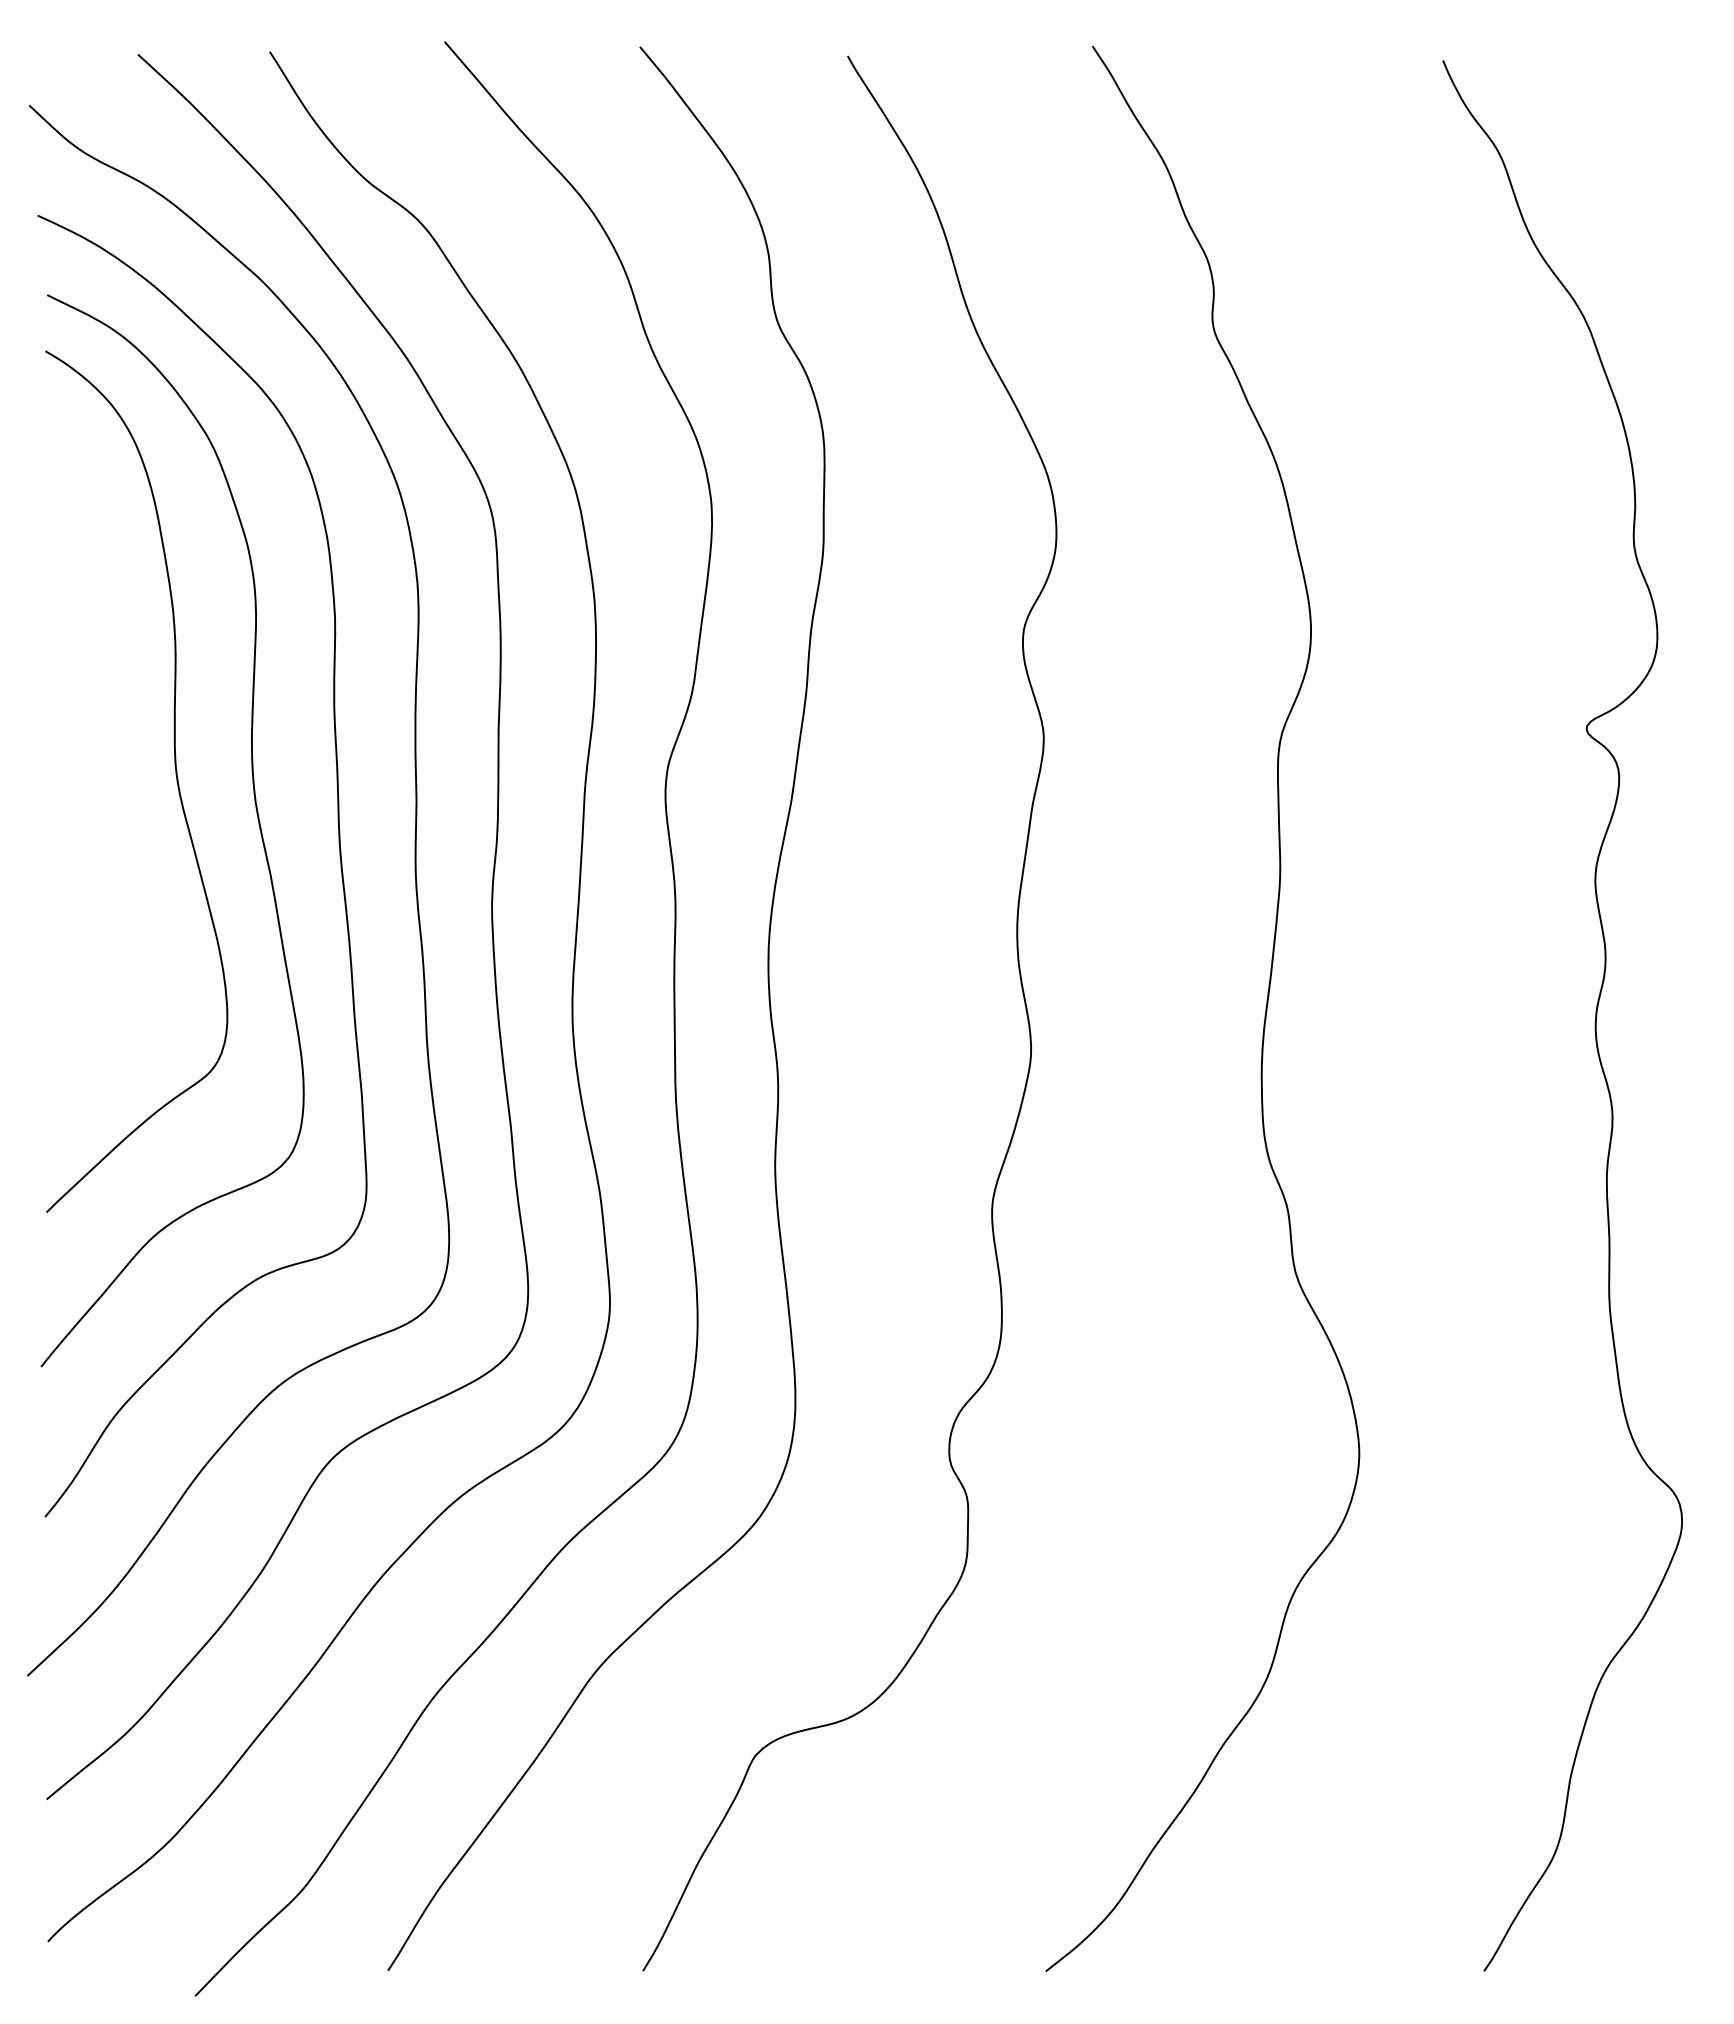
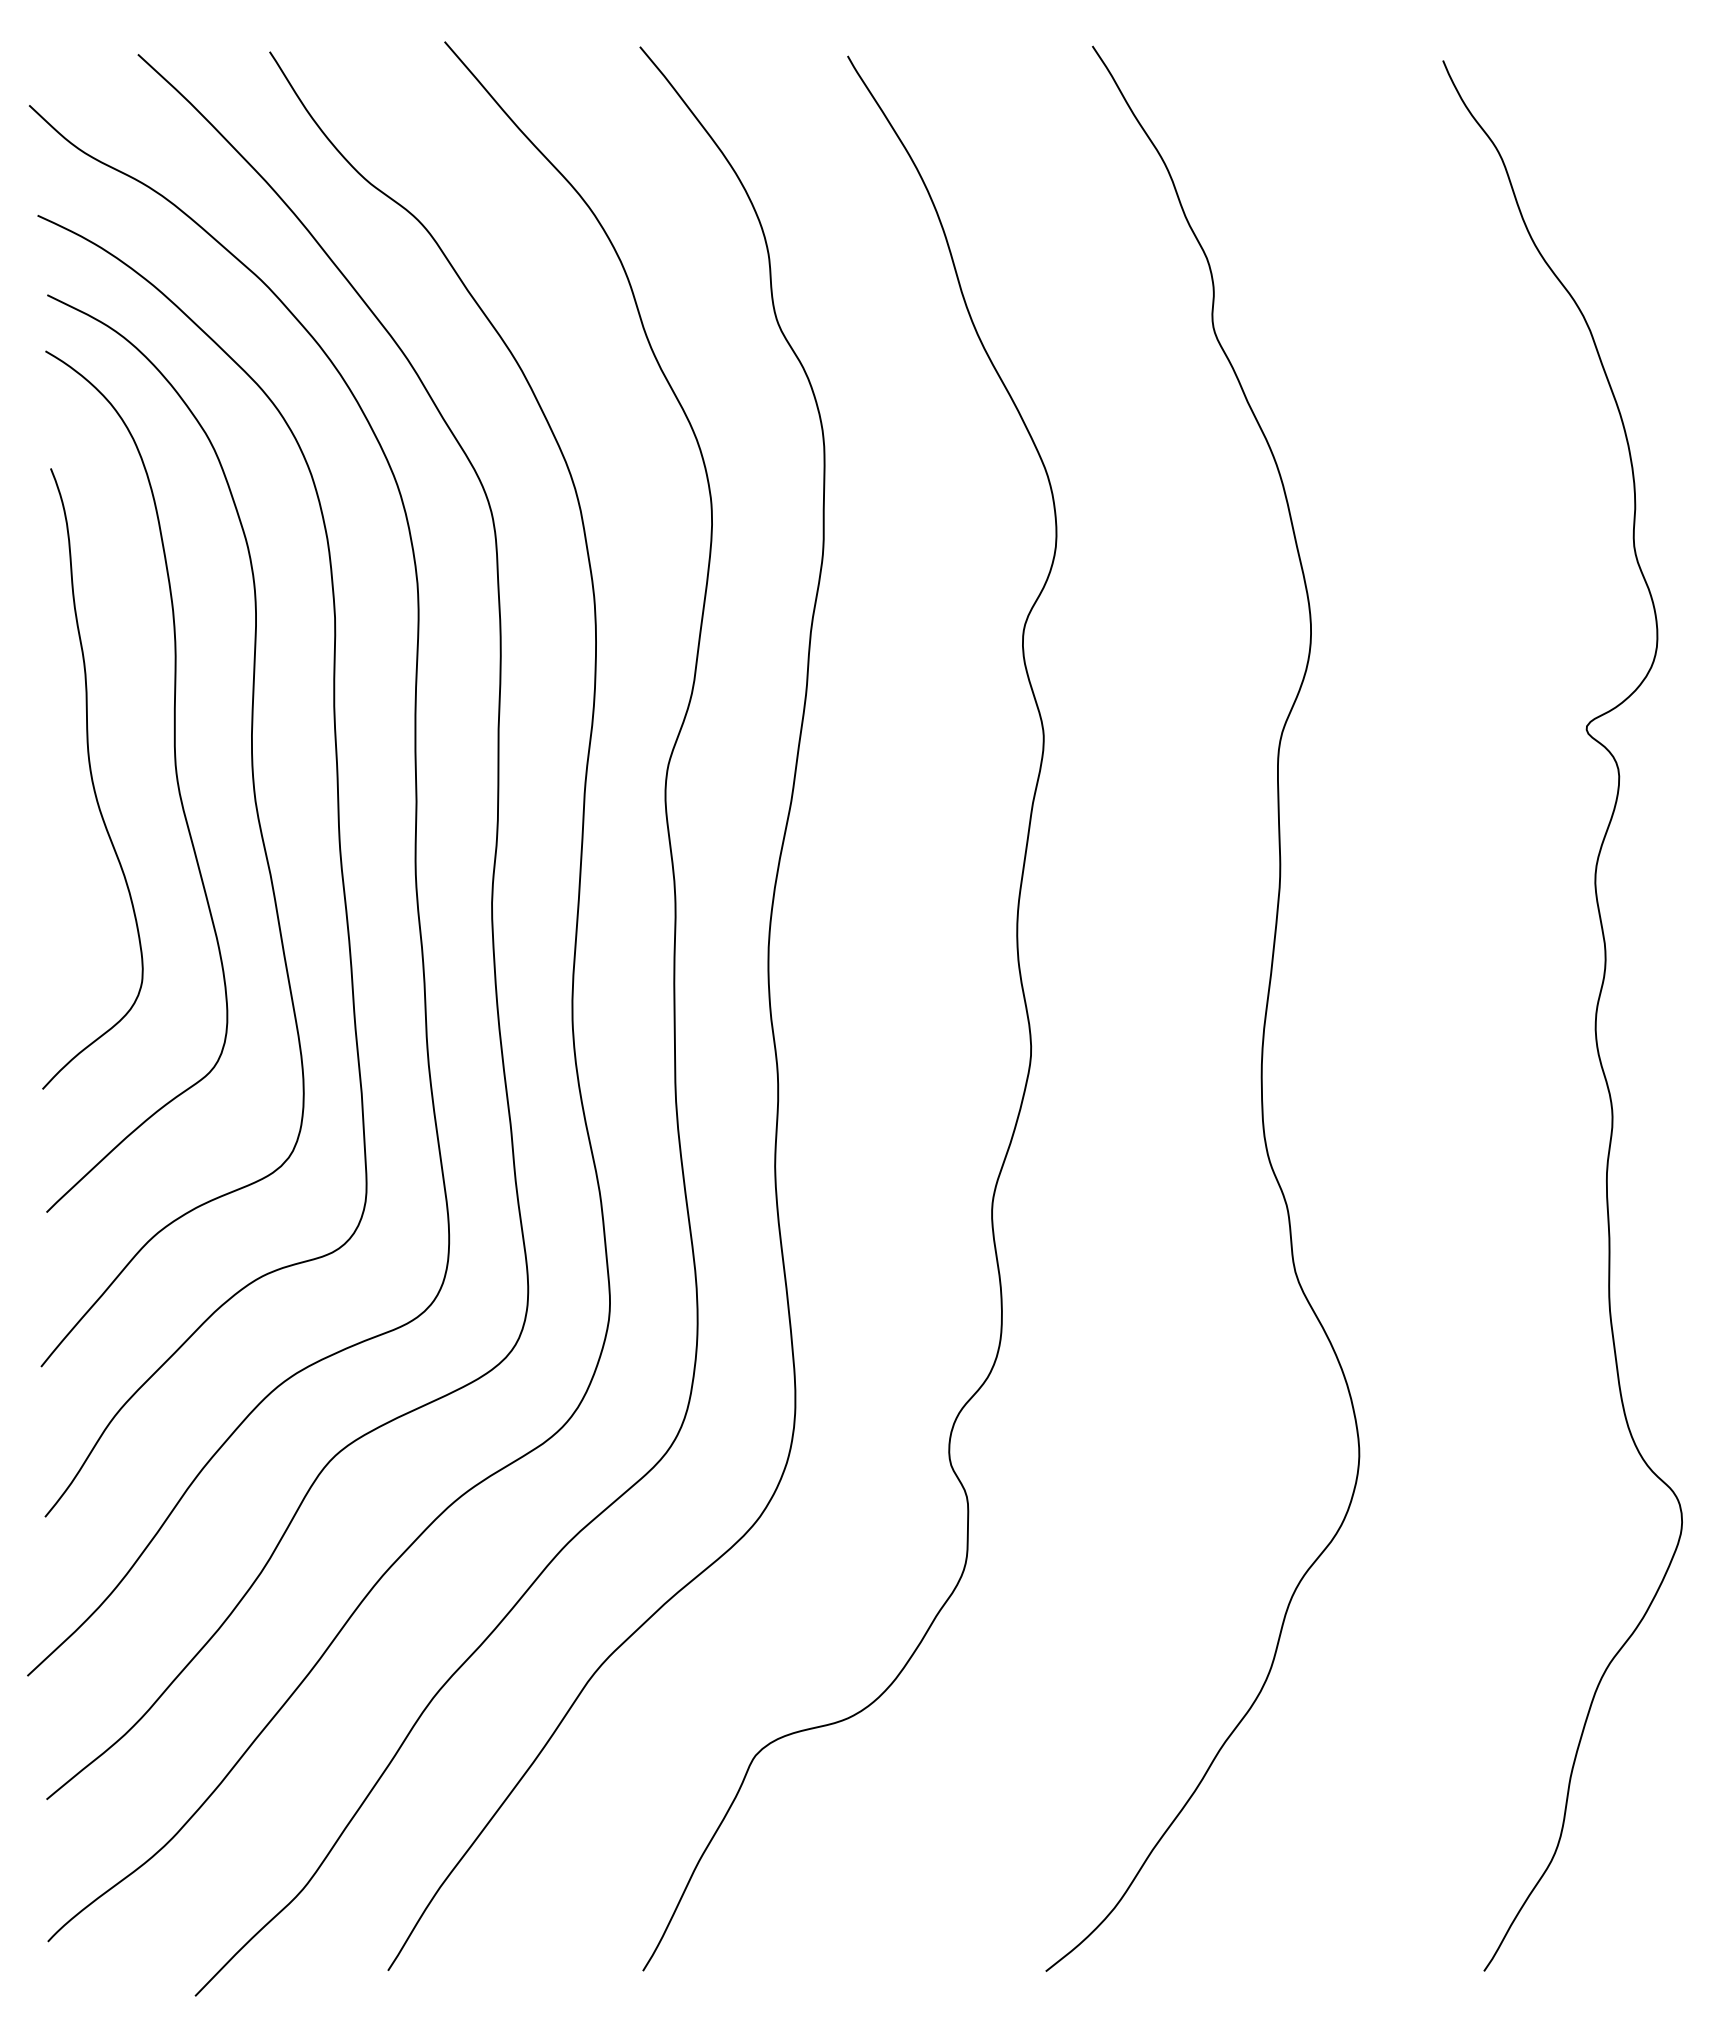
curve: none -> present (92, 778)
